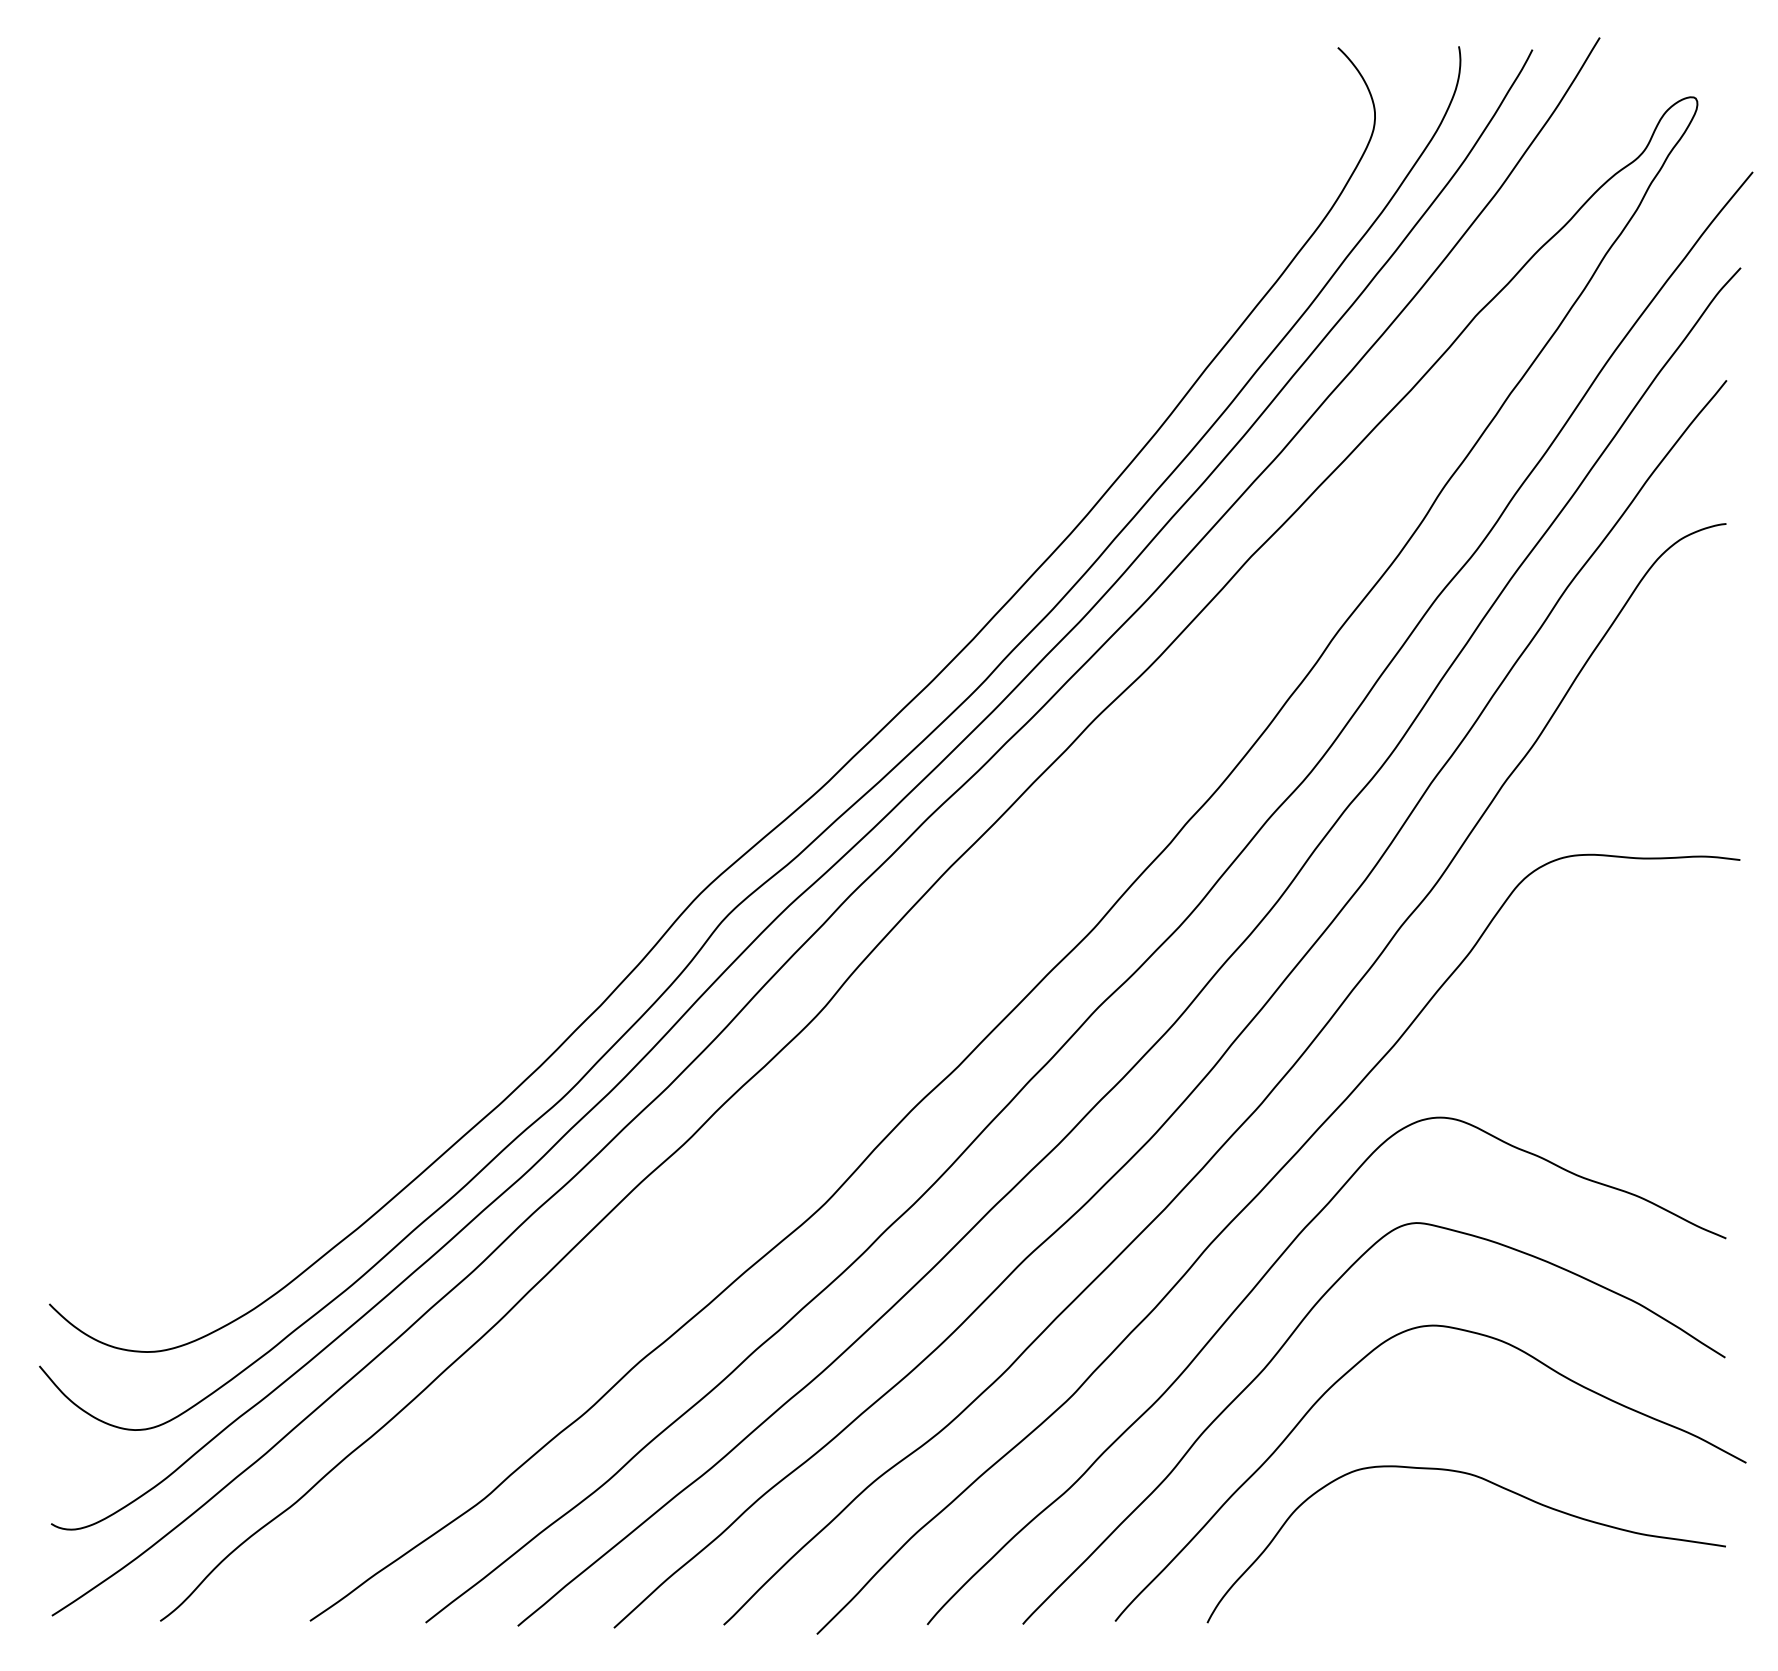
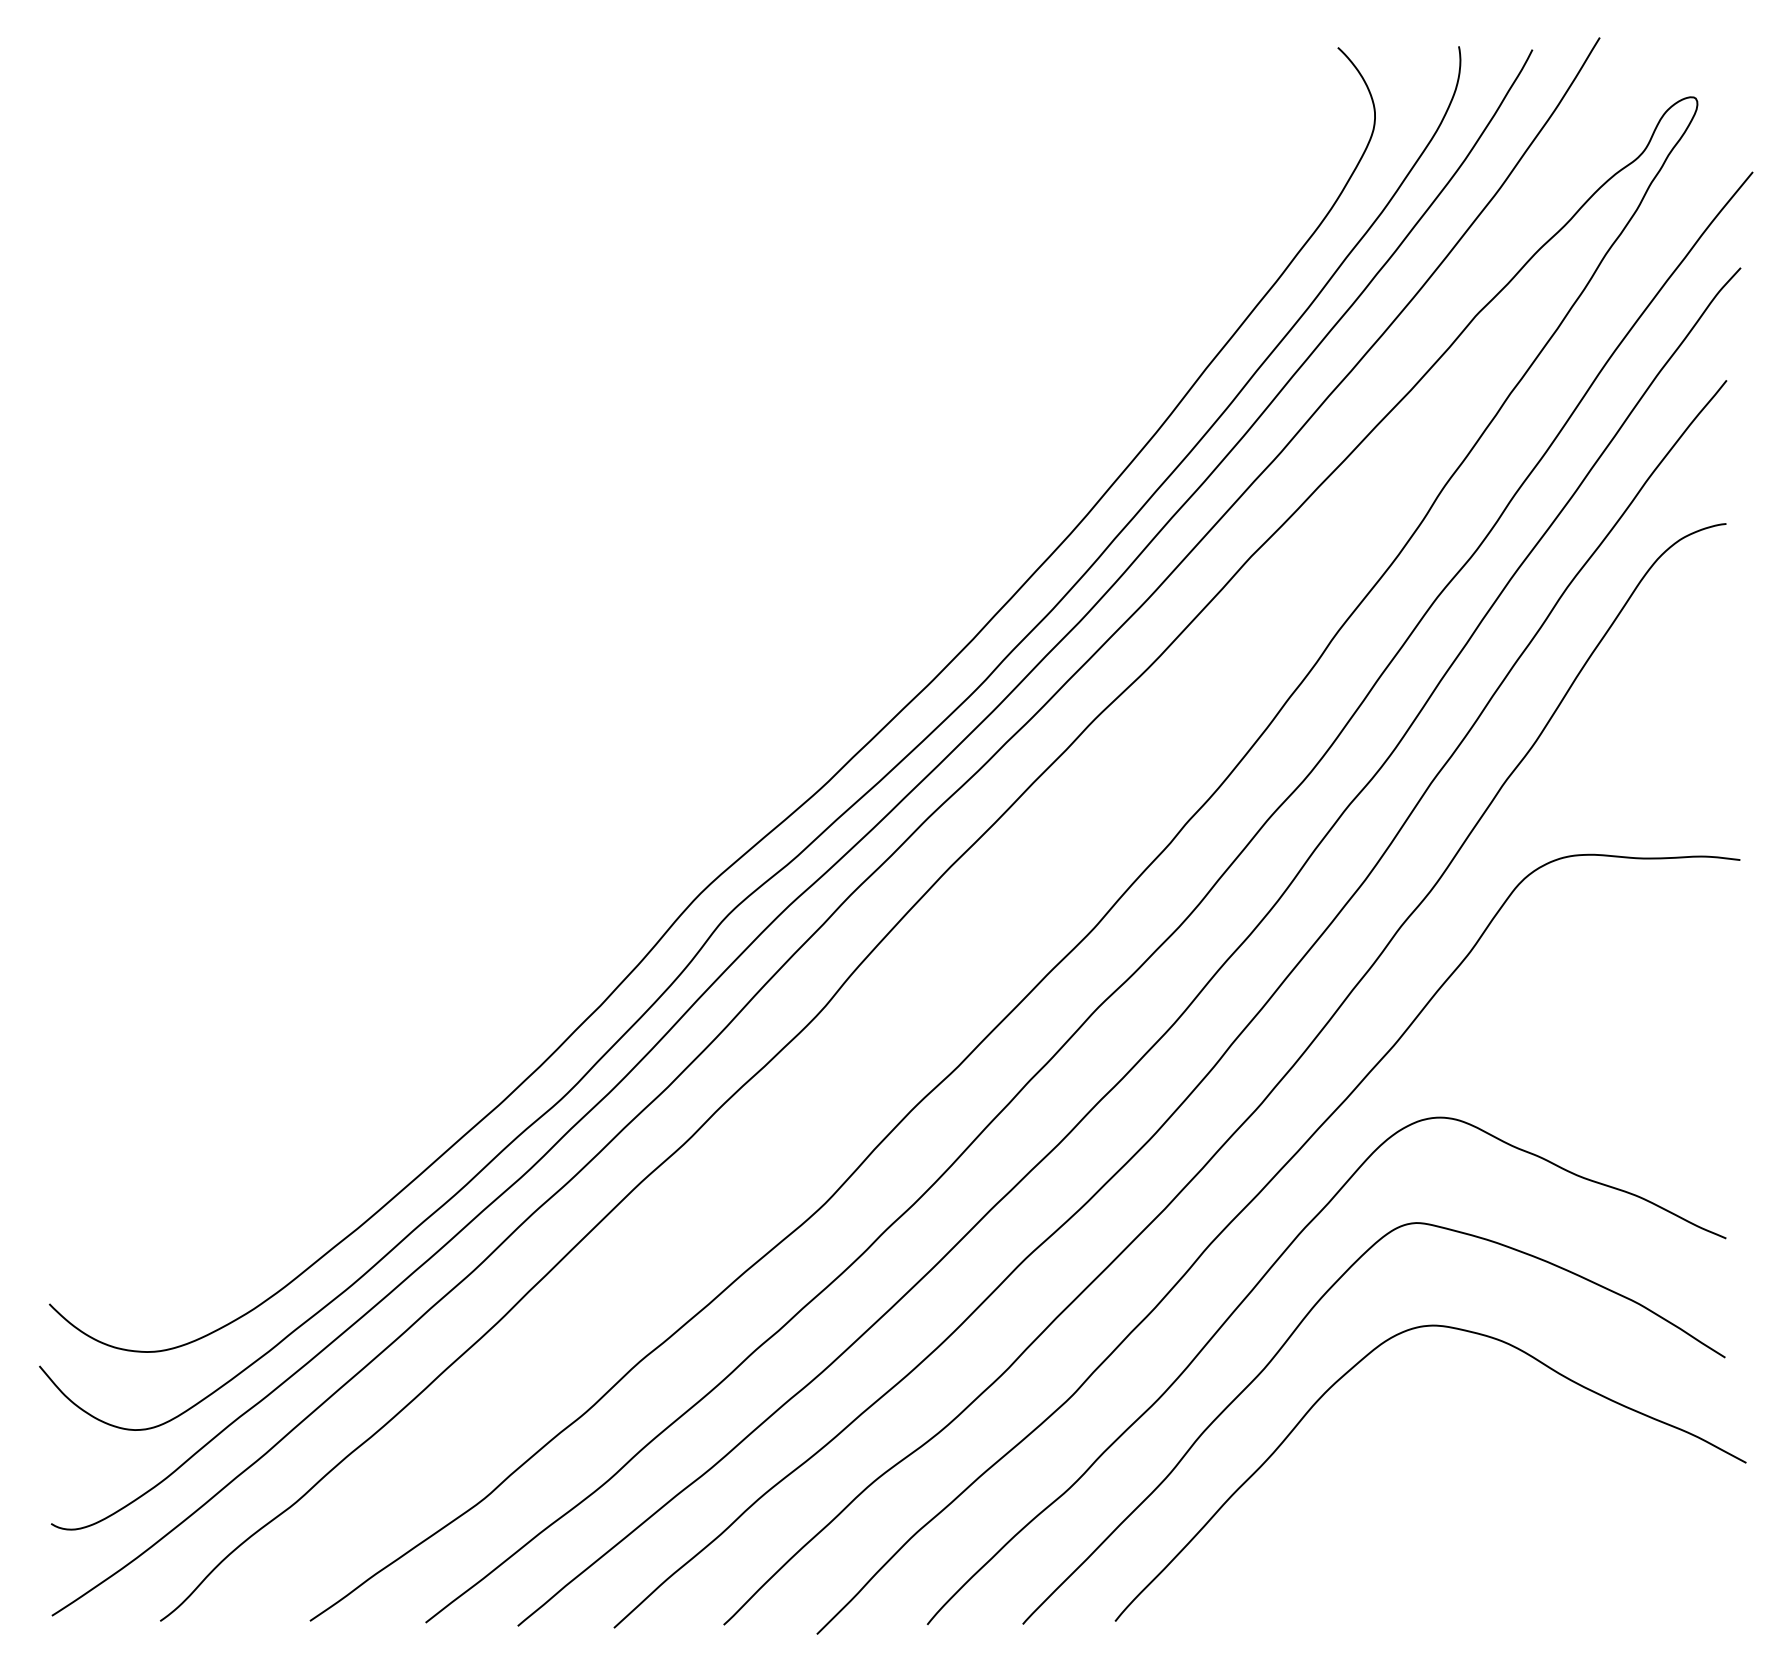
curve: present -> none (1490, 1483)
